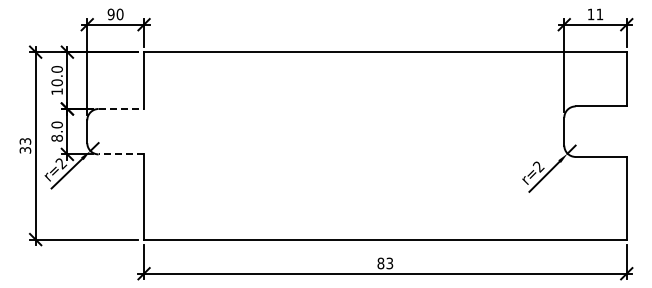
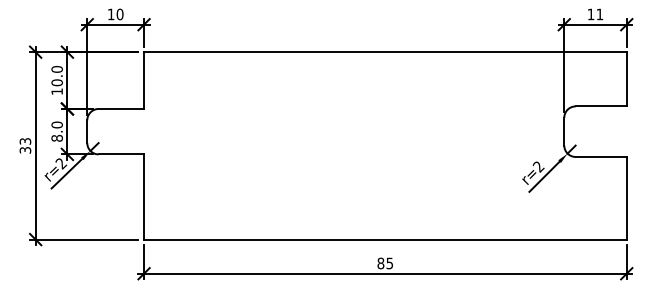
text: 90 -> 10 (110, 14)
line: dashed -> solid (121, 108)
line: dashed -> solid (121, 154)
text: 83 -> 85 (389, 262)
